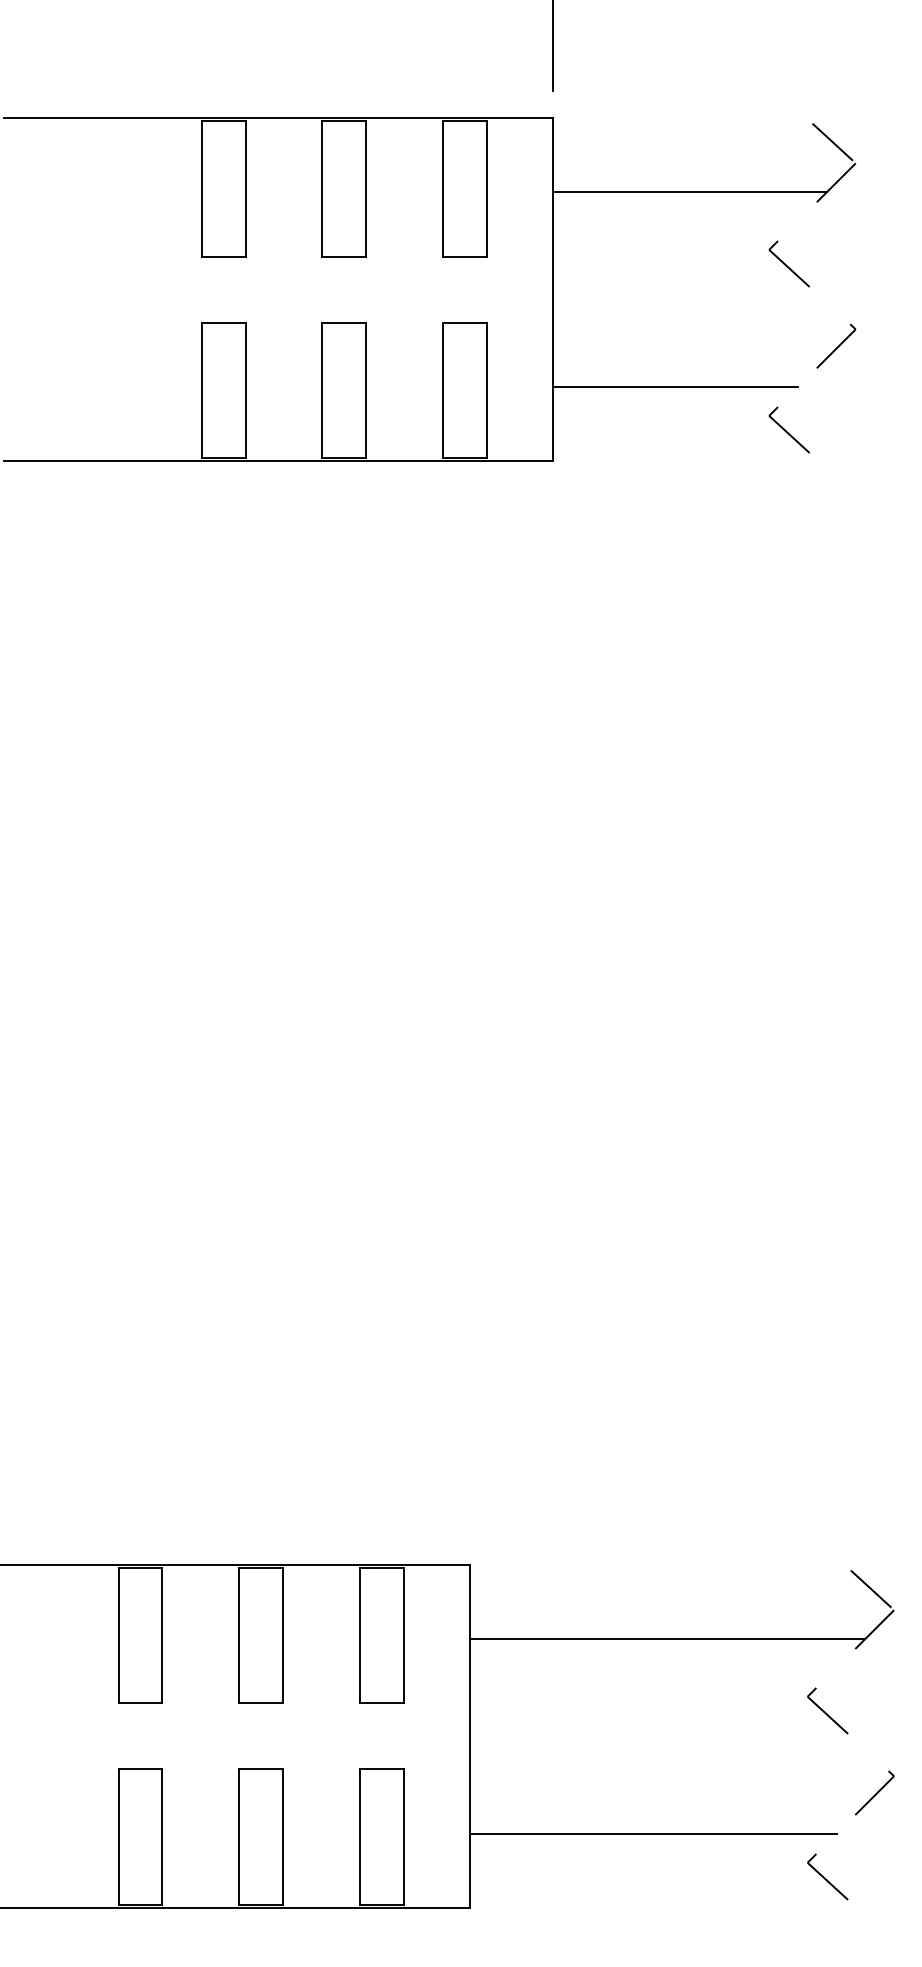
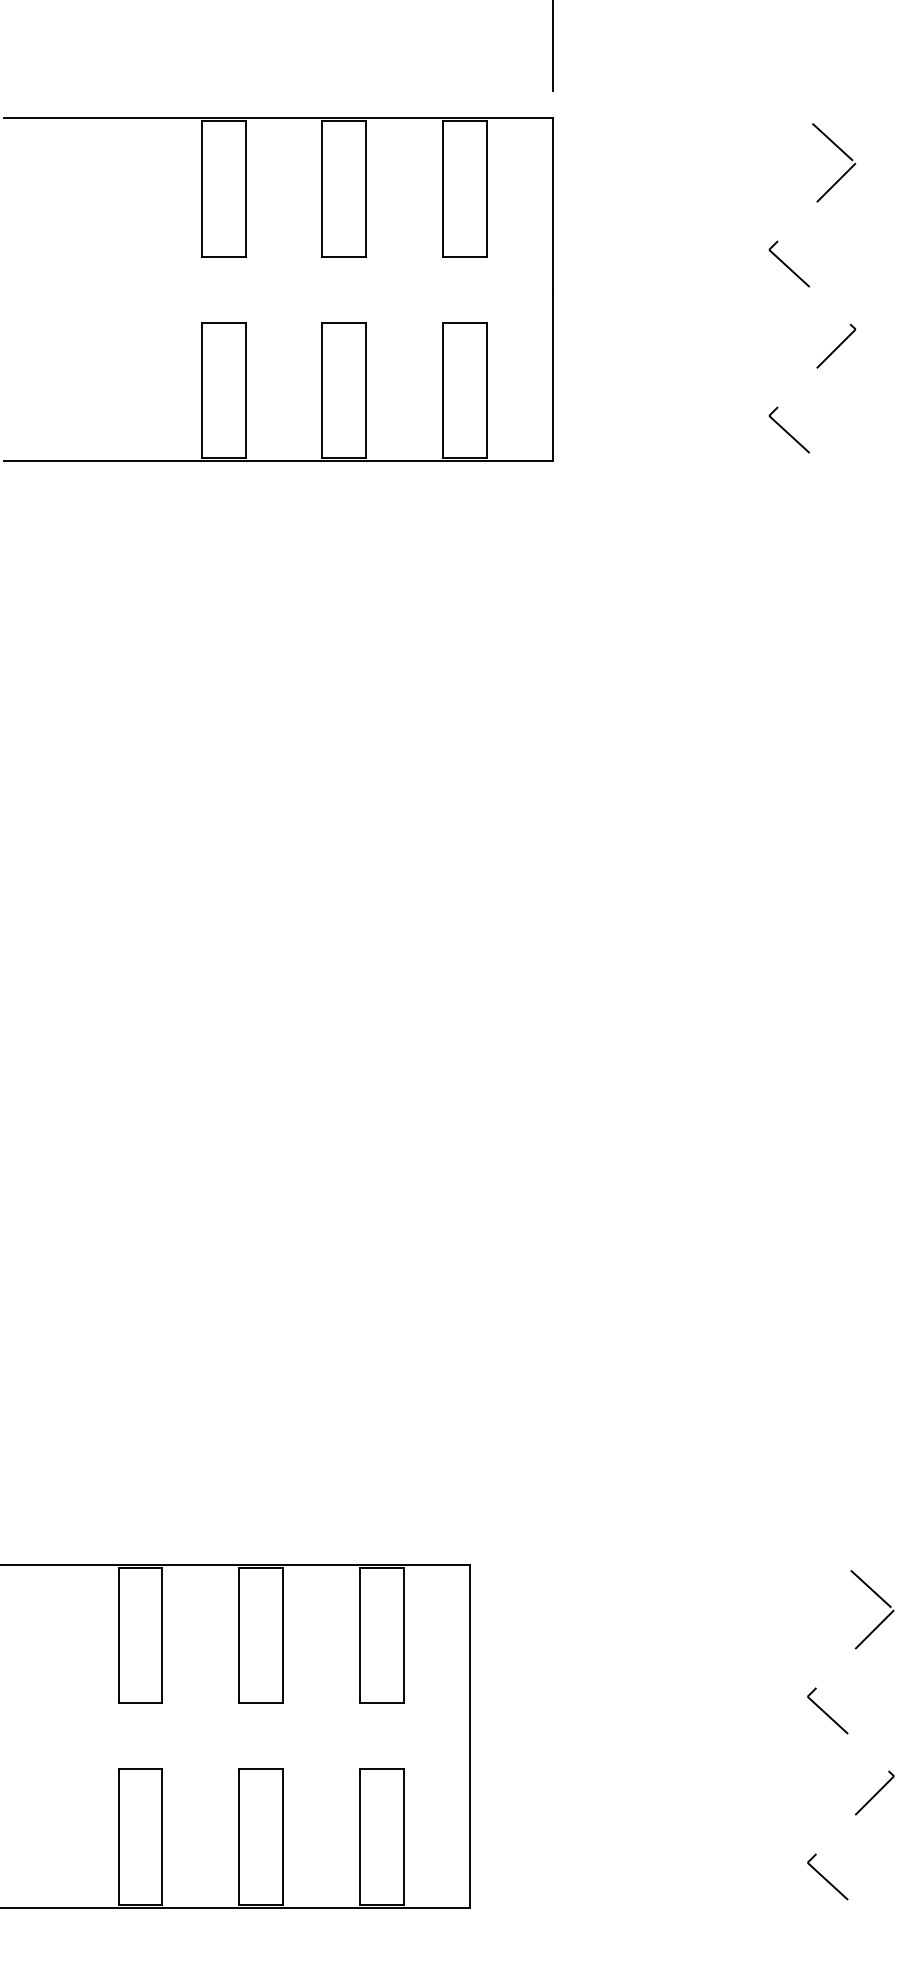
line: present -> none (689, 192)
line: present -> none (675, 386)
line: present -> none (667, 1639)
line: present -> none (653, 1833)
